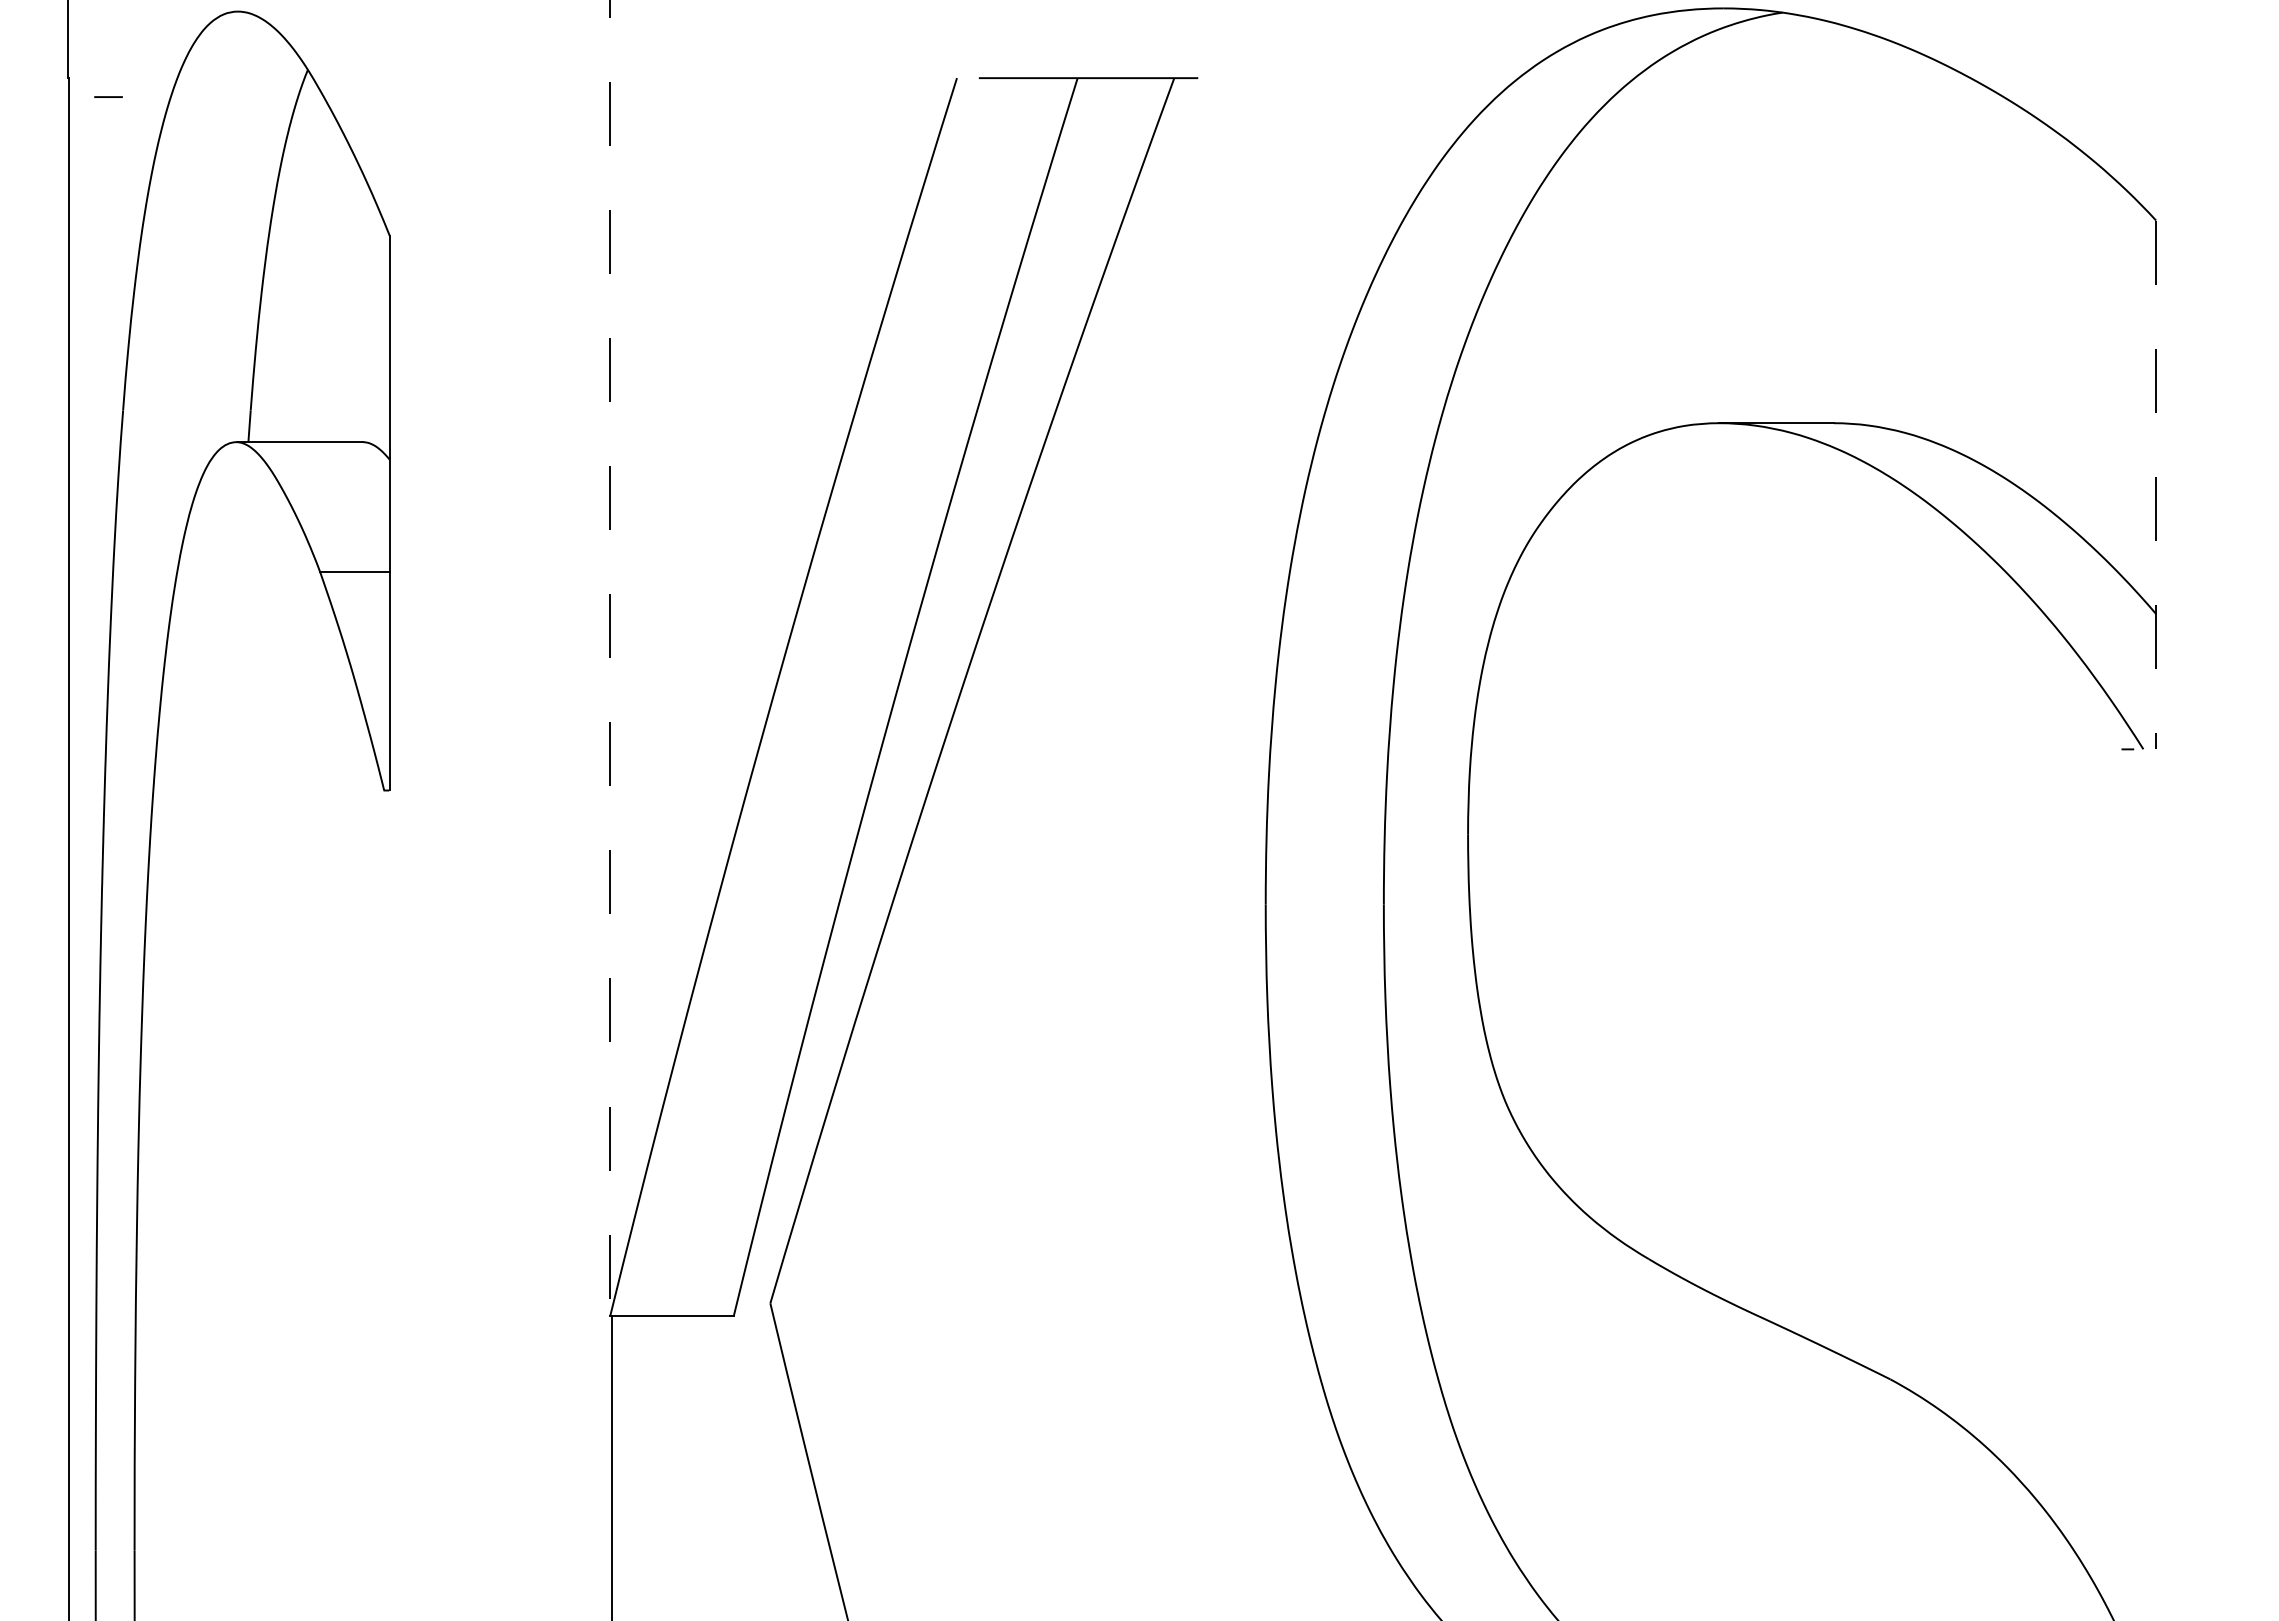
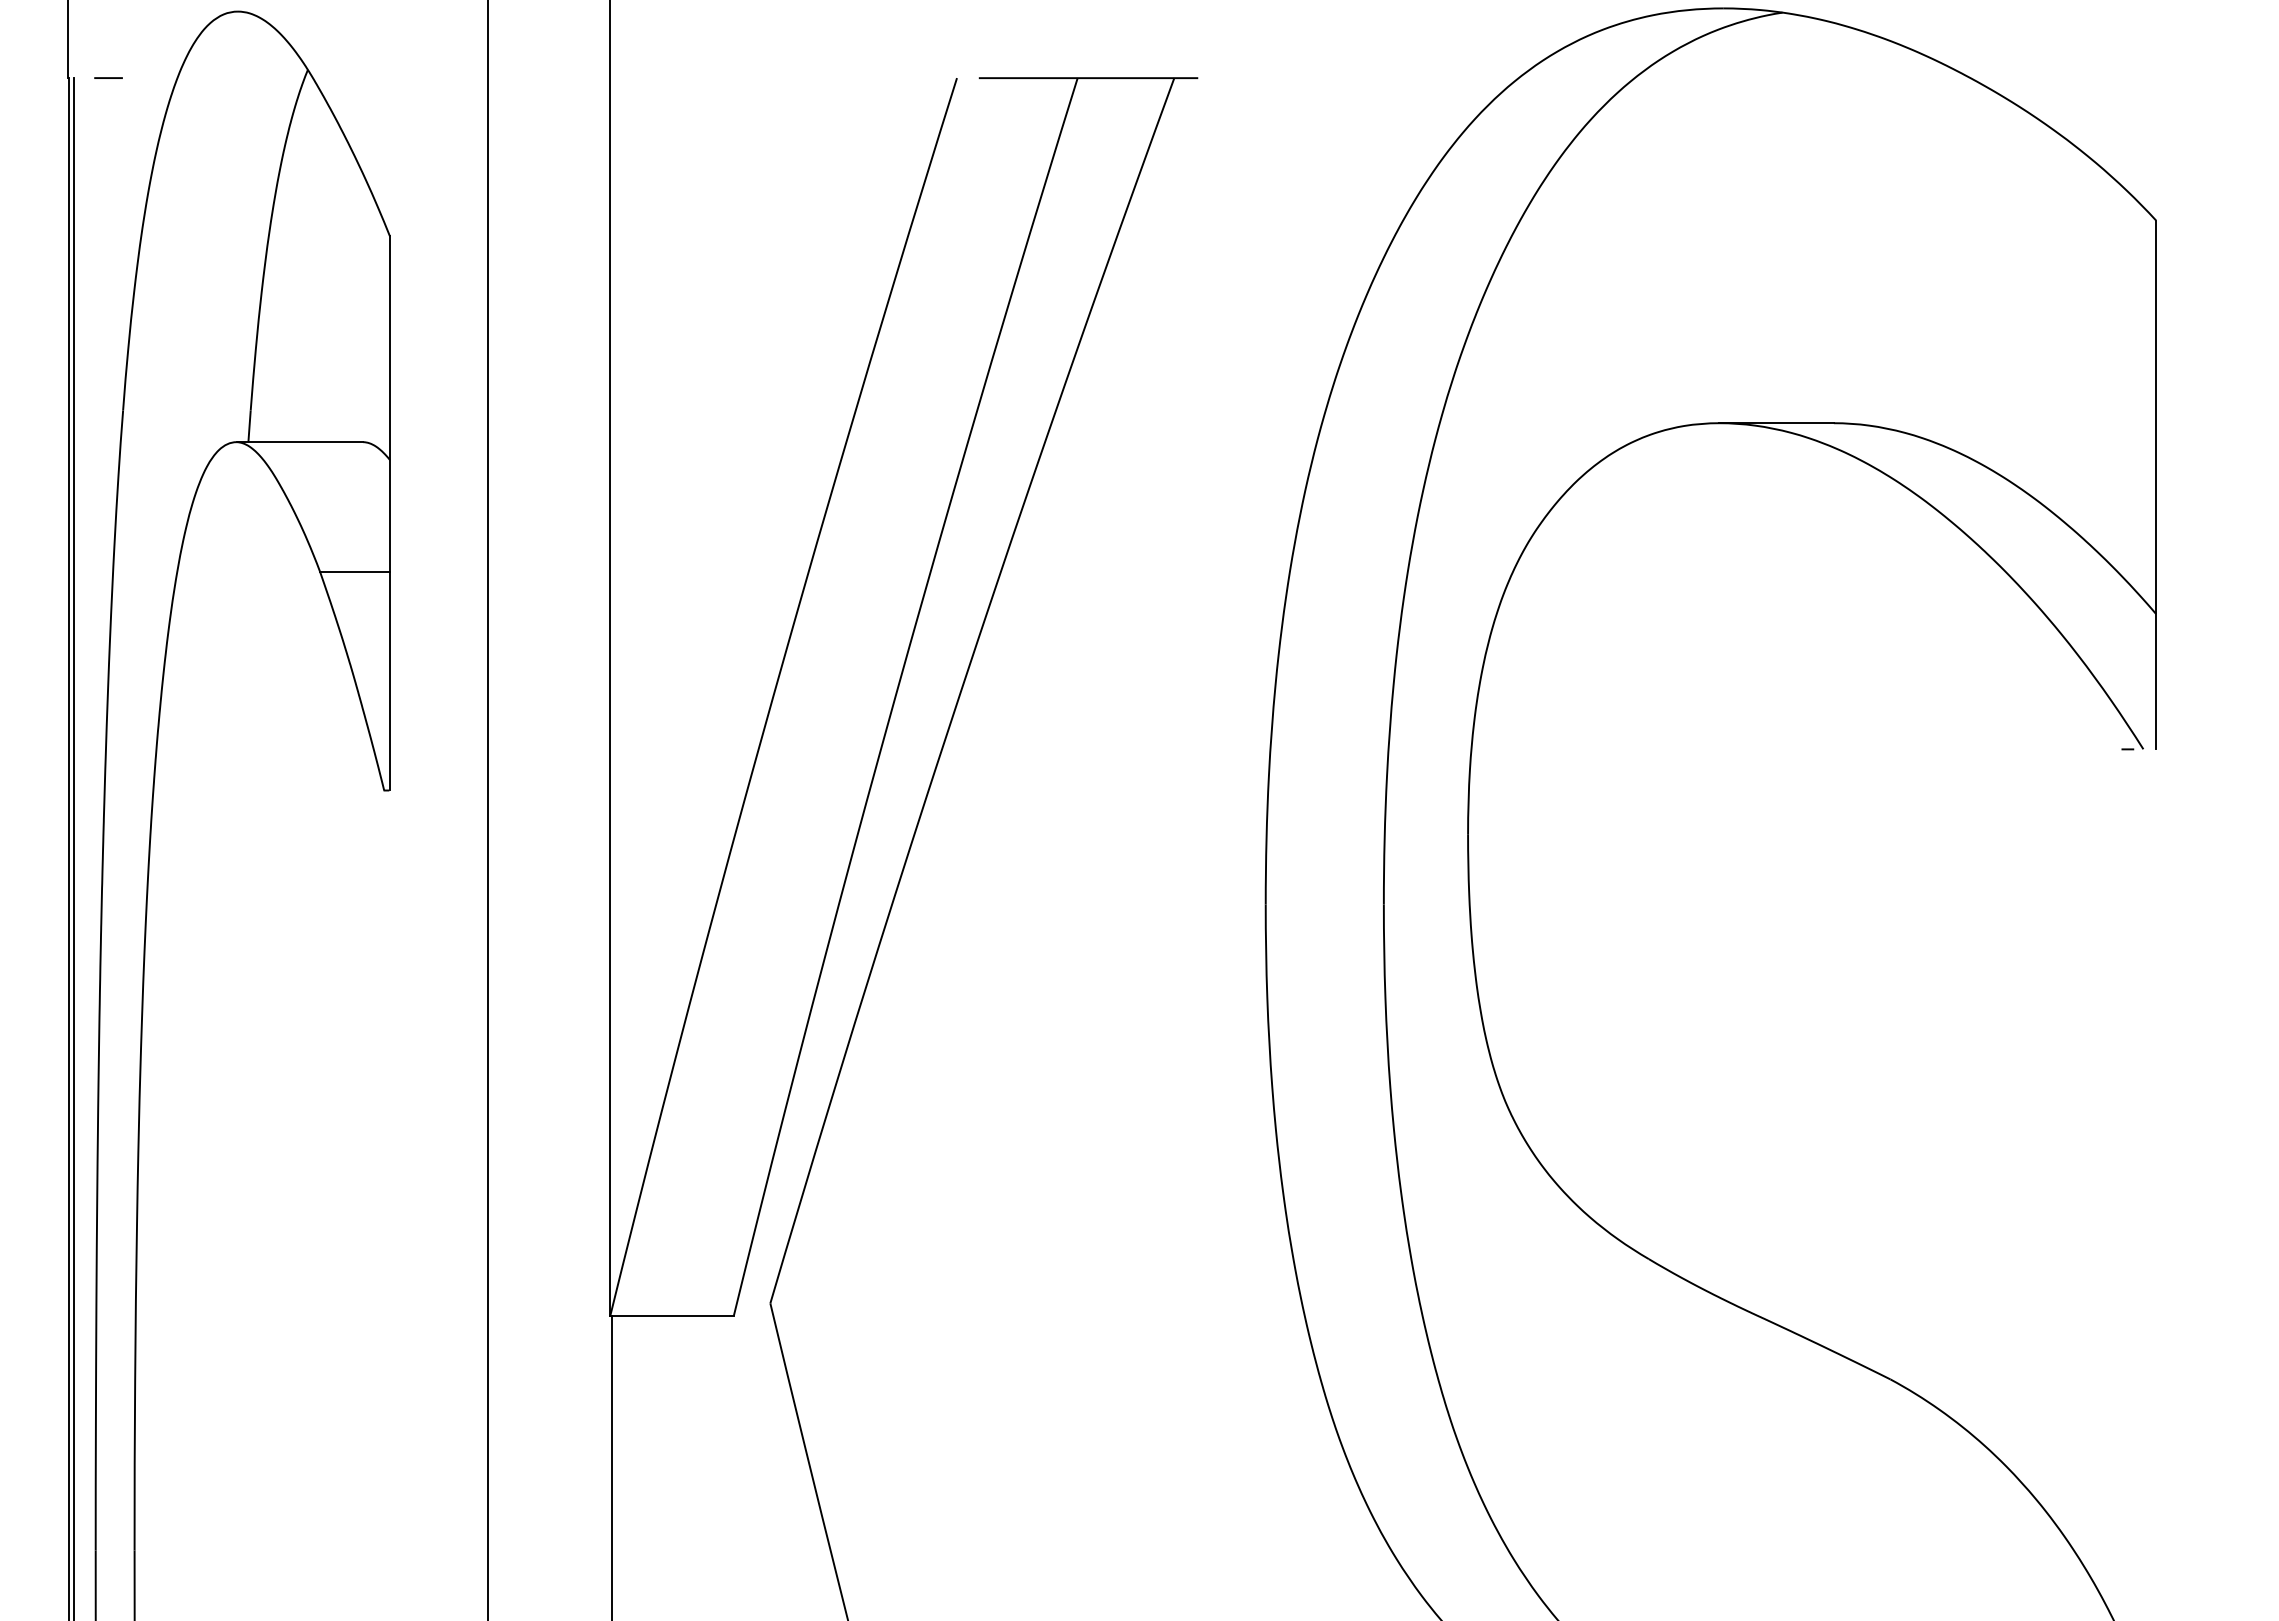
line position: (108, 96) -> (108, 77) (108, 77)
line: dashed -> solid (2156, 485)
line: dashed -> solid (610, 658)
line: none -> present (487, 809)
line: none -> present (73, 847)
